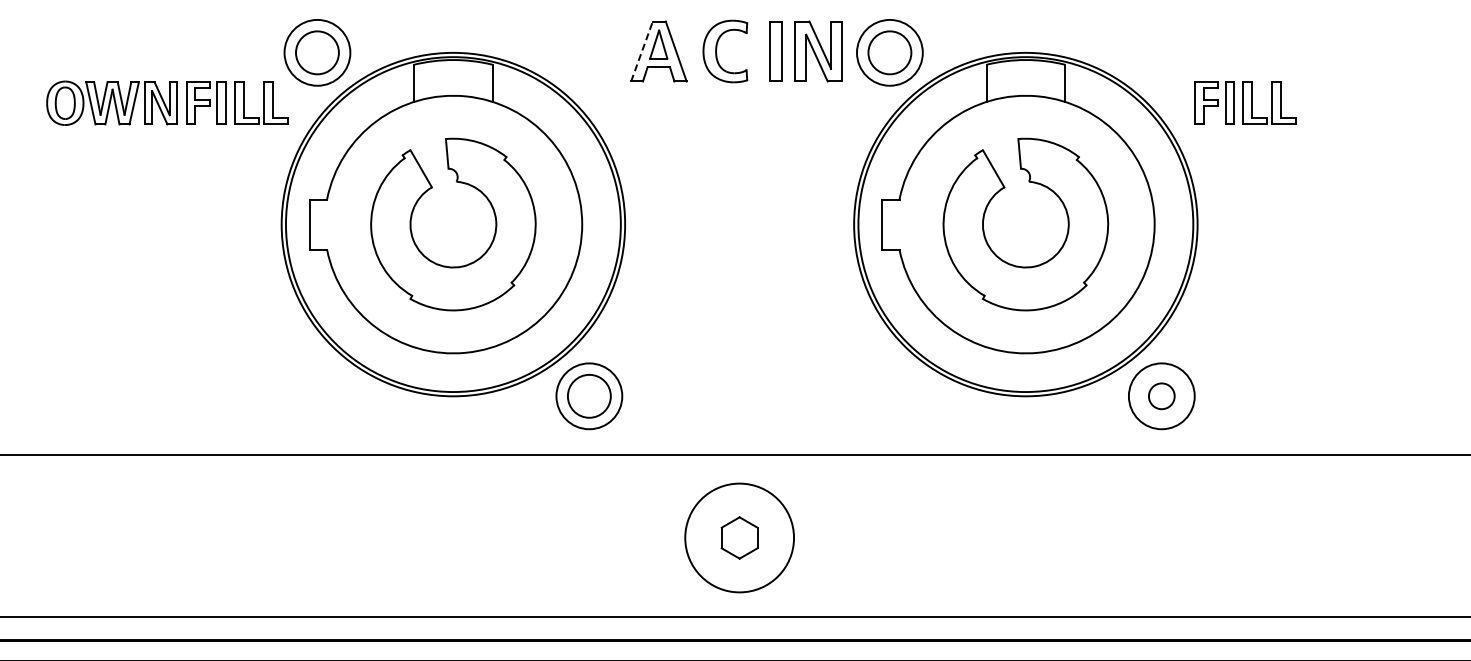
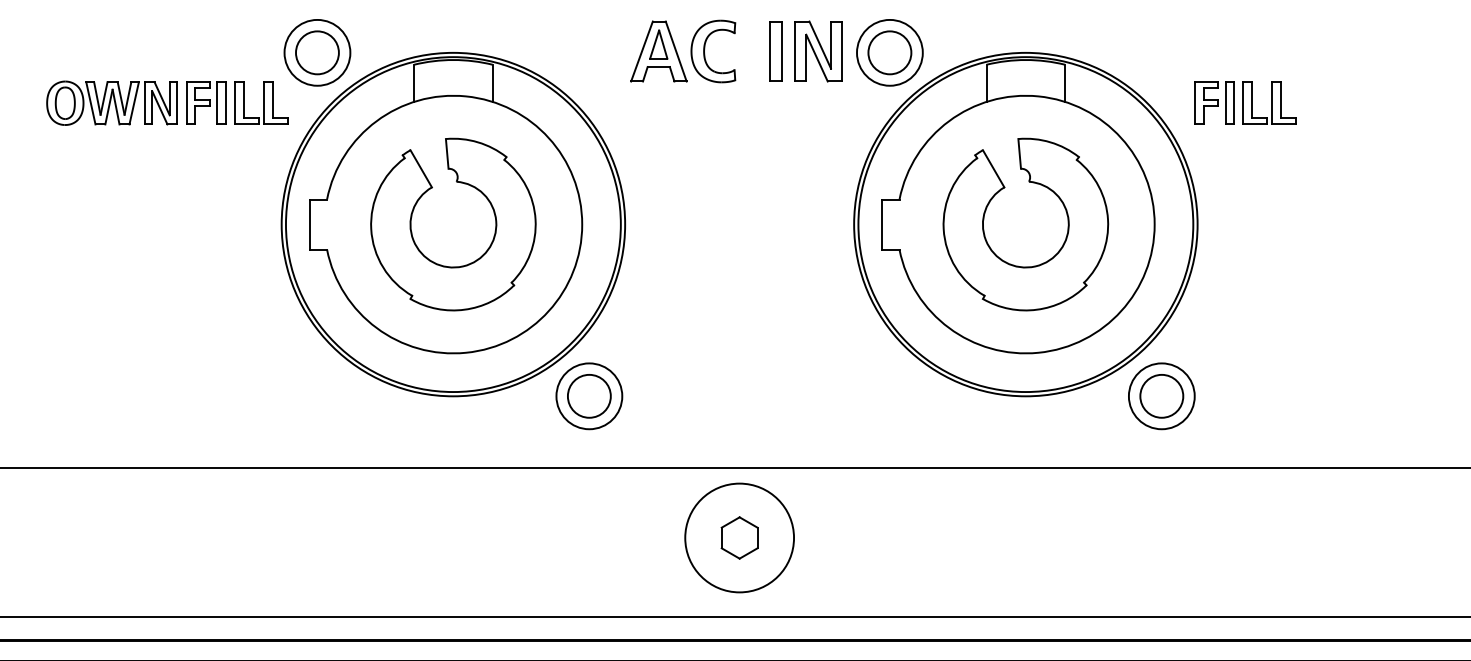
part position: (717, 49) -> (705, 49) (705, 49)
line: dashed -> solid (641, 51)
circle diameter: 26 px -> 43 px (1161, 395)
line position: (734, 454) -> (734, 467) (734, 467)
